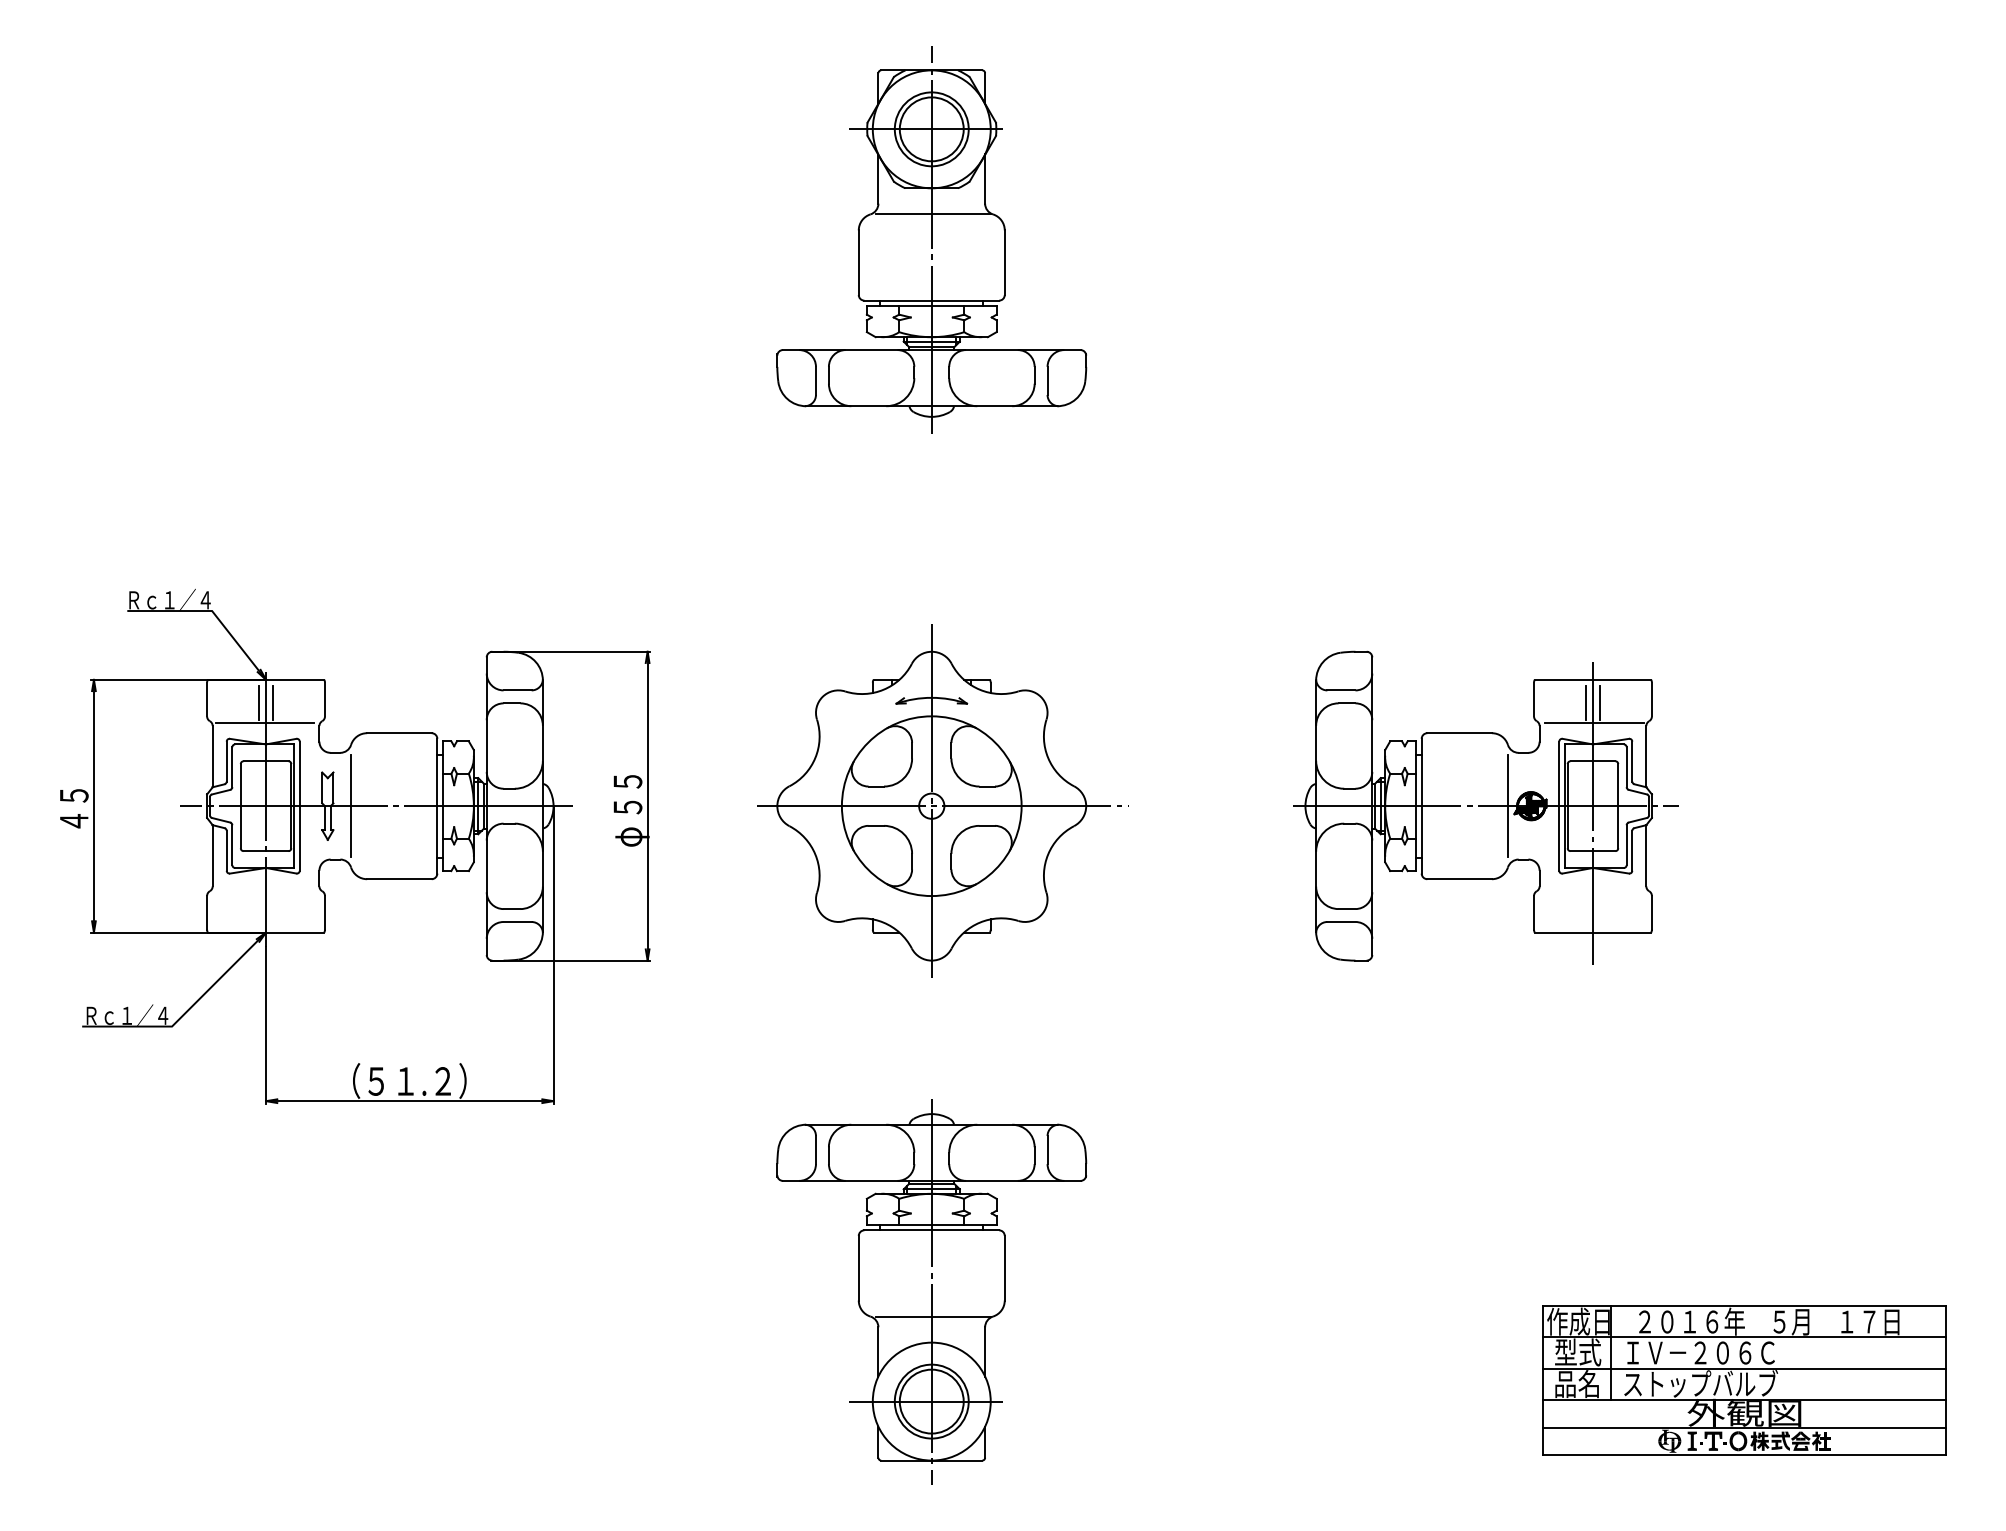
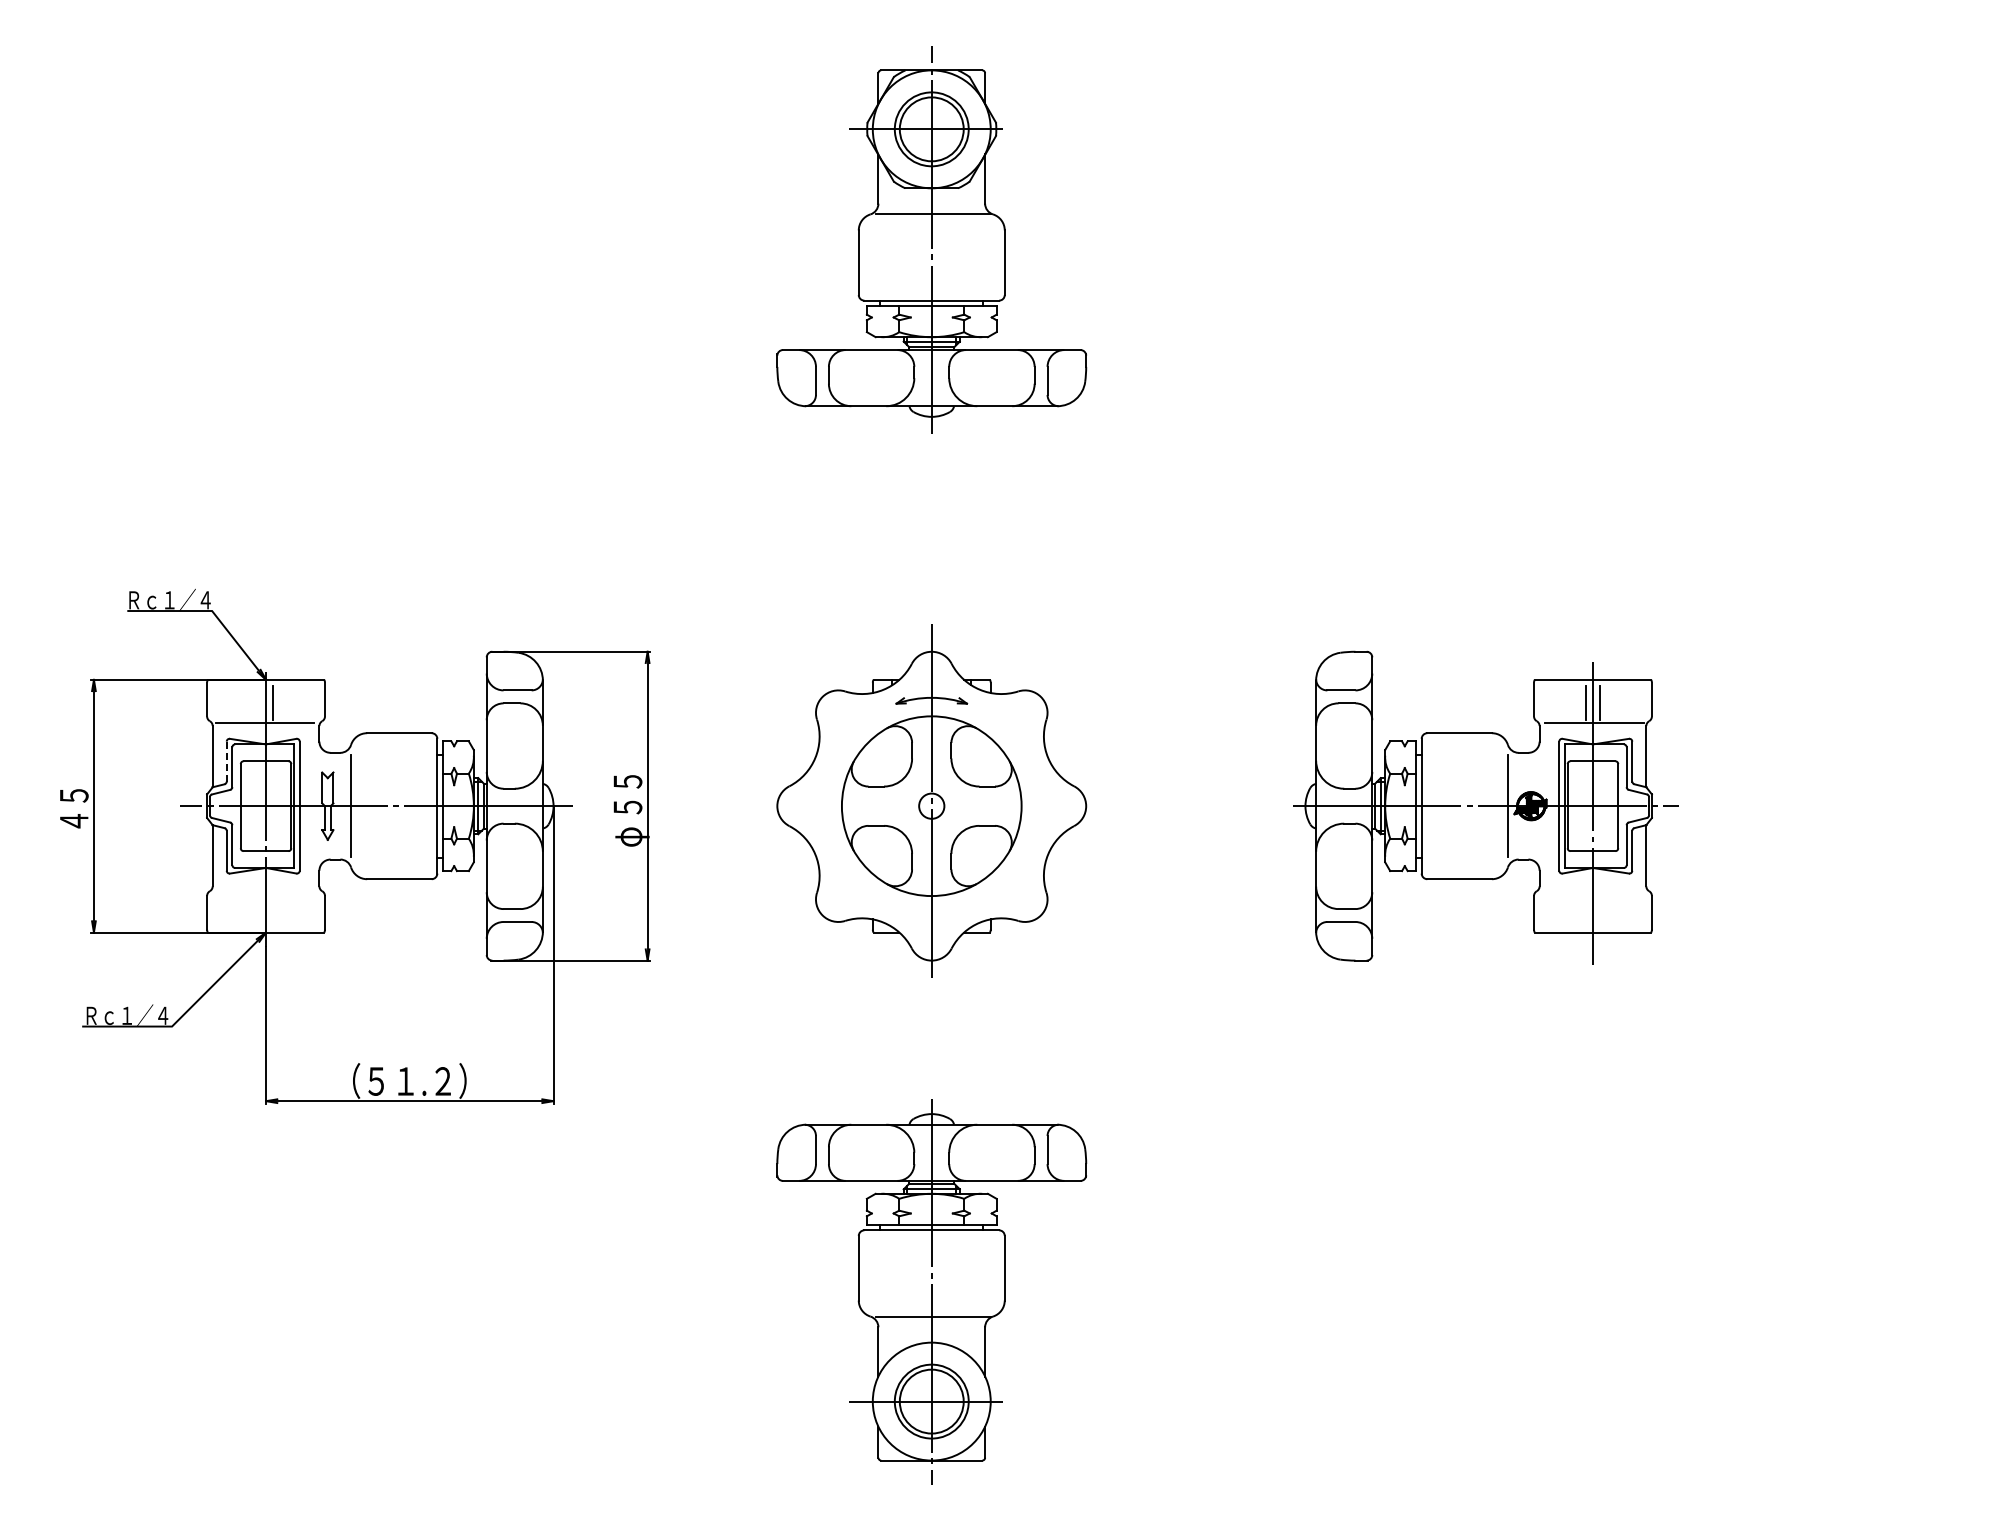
line: present -> none (259, 702)
line: solid -> dashed (226, 761)
line: present -> none (943, 806)
part: present -> none (1744, 1380)
